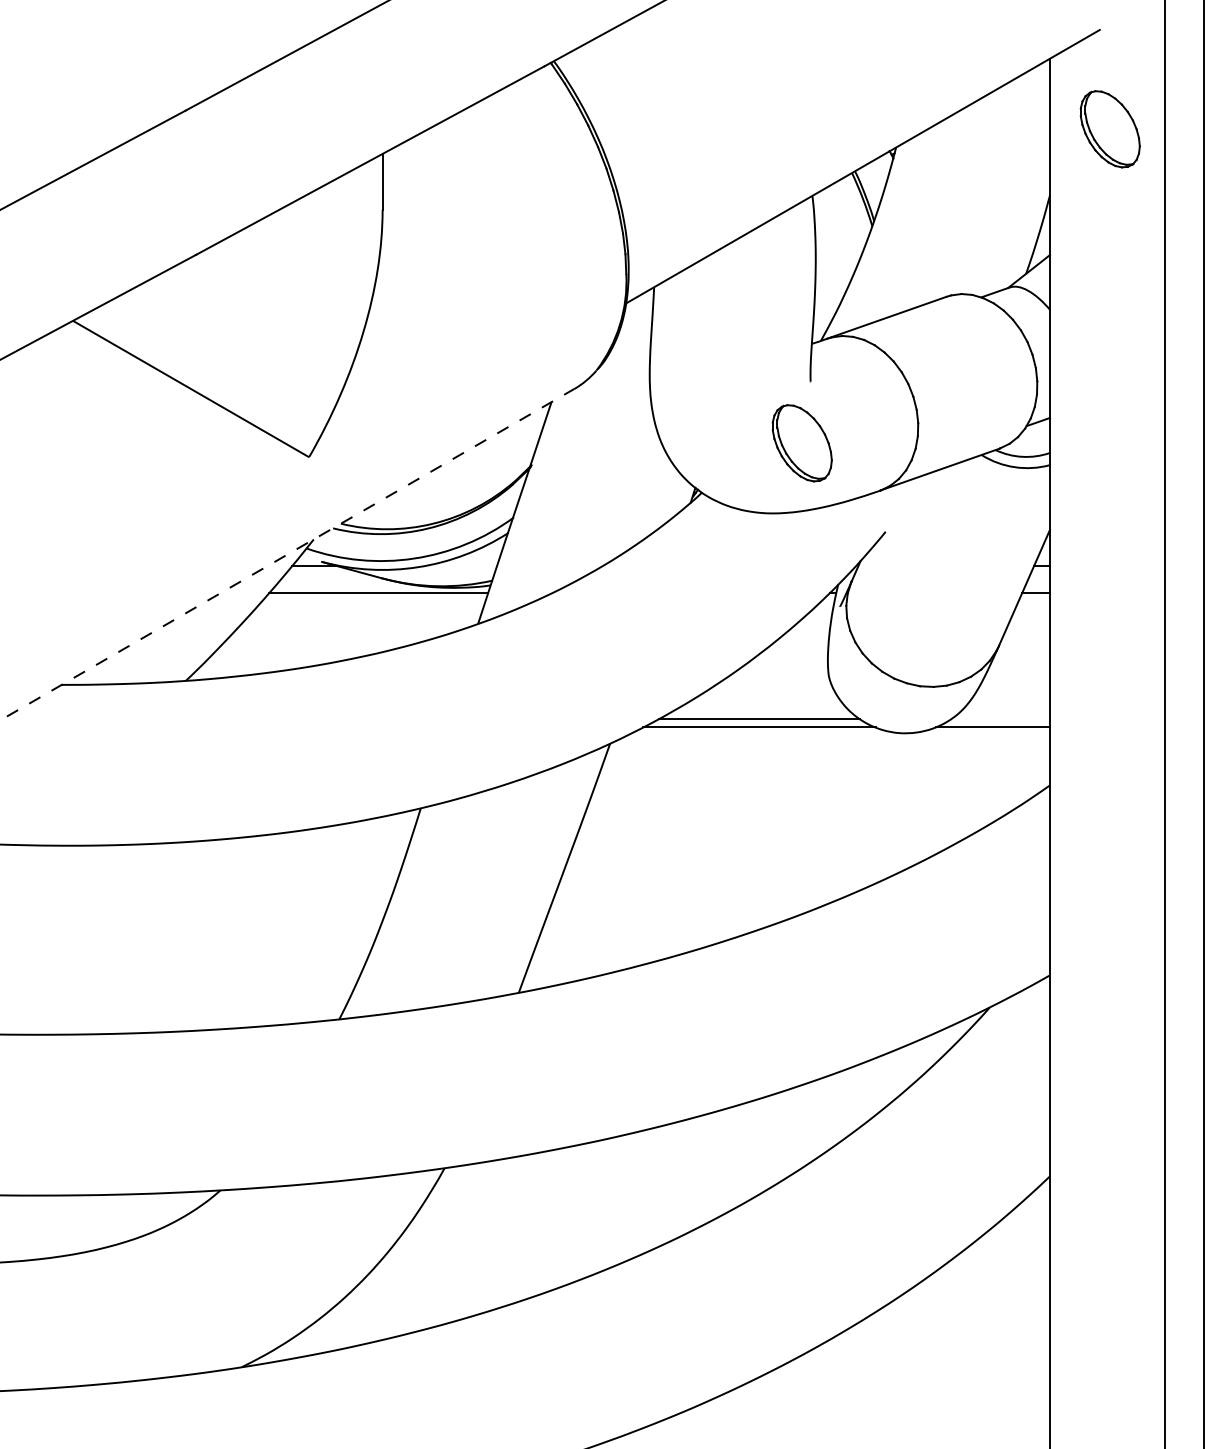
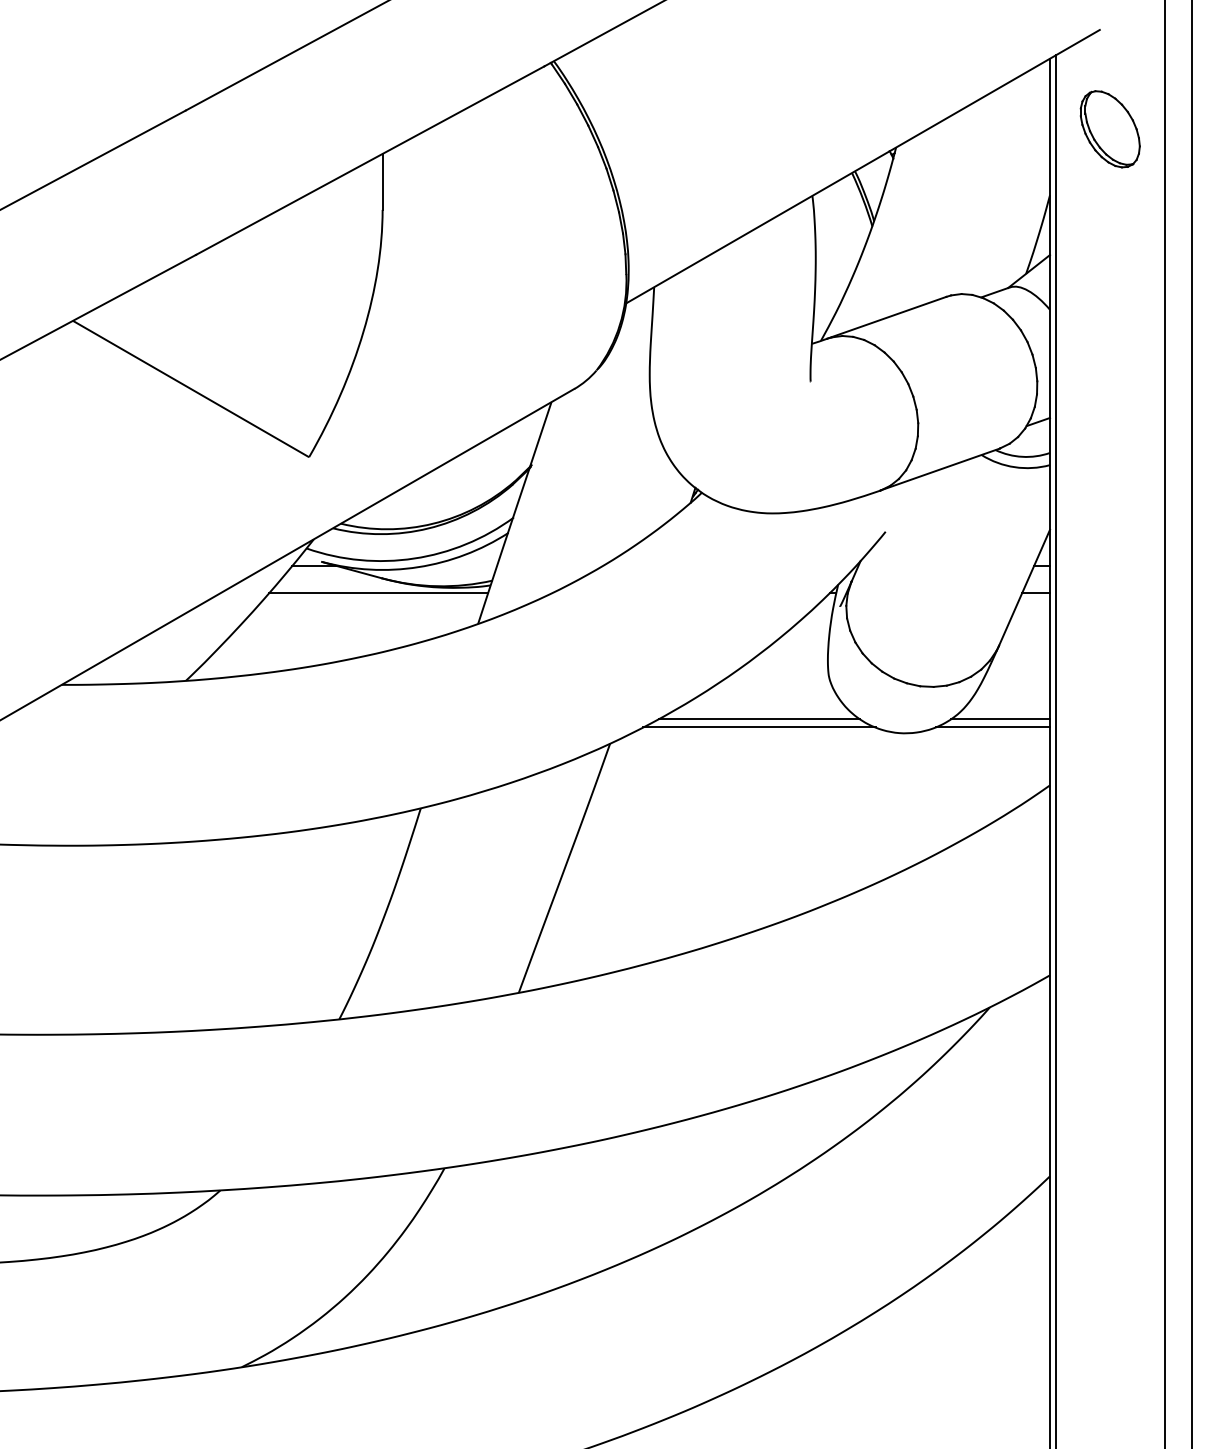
part: present -> none (801, 443)
line: dashed -> solid (287, 554)
line: none -> present (1000, 719)
line position: (1204, 723) -> (1192, 723) (1192, 723)
line: none -> present (1055, 750)
